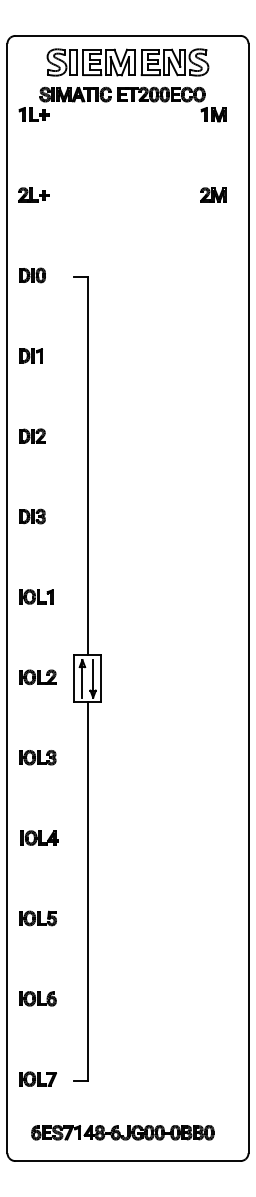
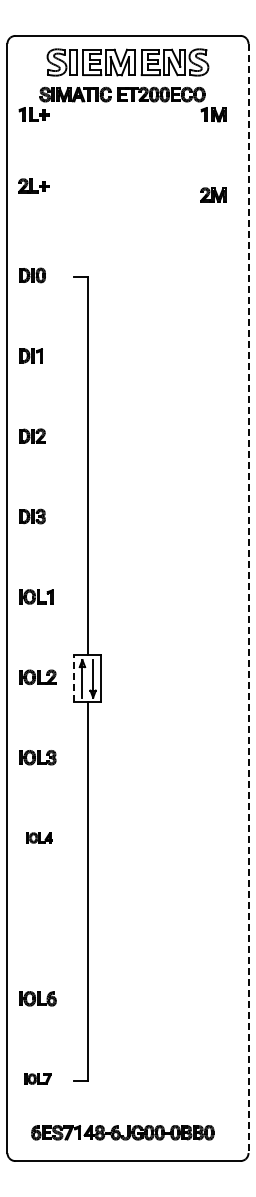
part position: (33, 194) -> (33, 185) (33, 185)
line: solid -> dashed (248, 598)
line: solid -> dashed (74, 678)
part size: 39x16 px -> 27x12 px (39, 837)
part: present -> none (37, 918)
part size: 38x16 px -> 28x12 px (37, 1078)
